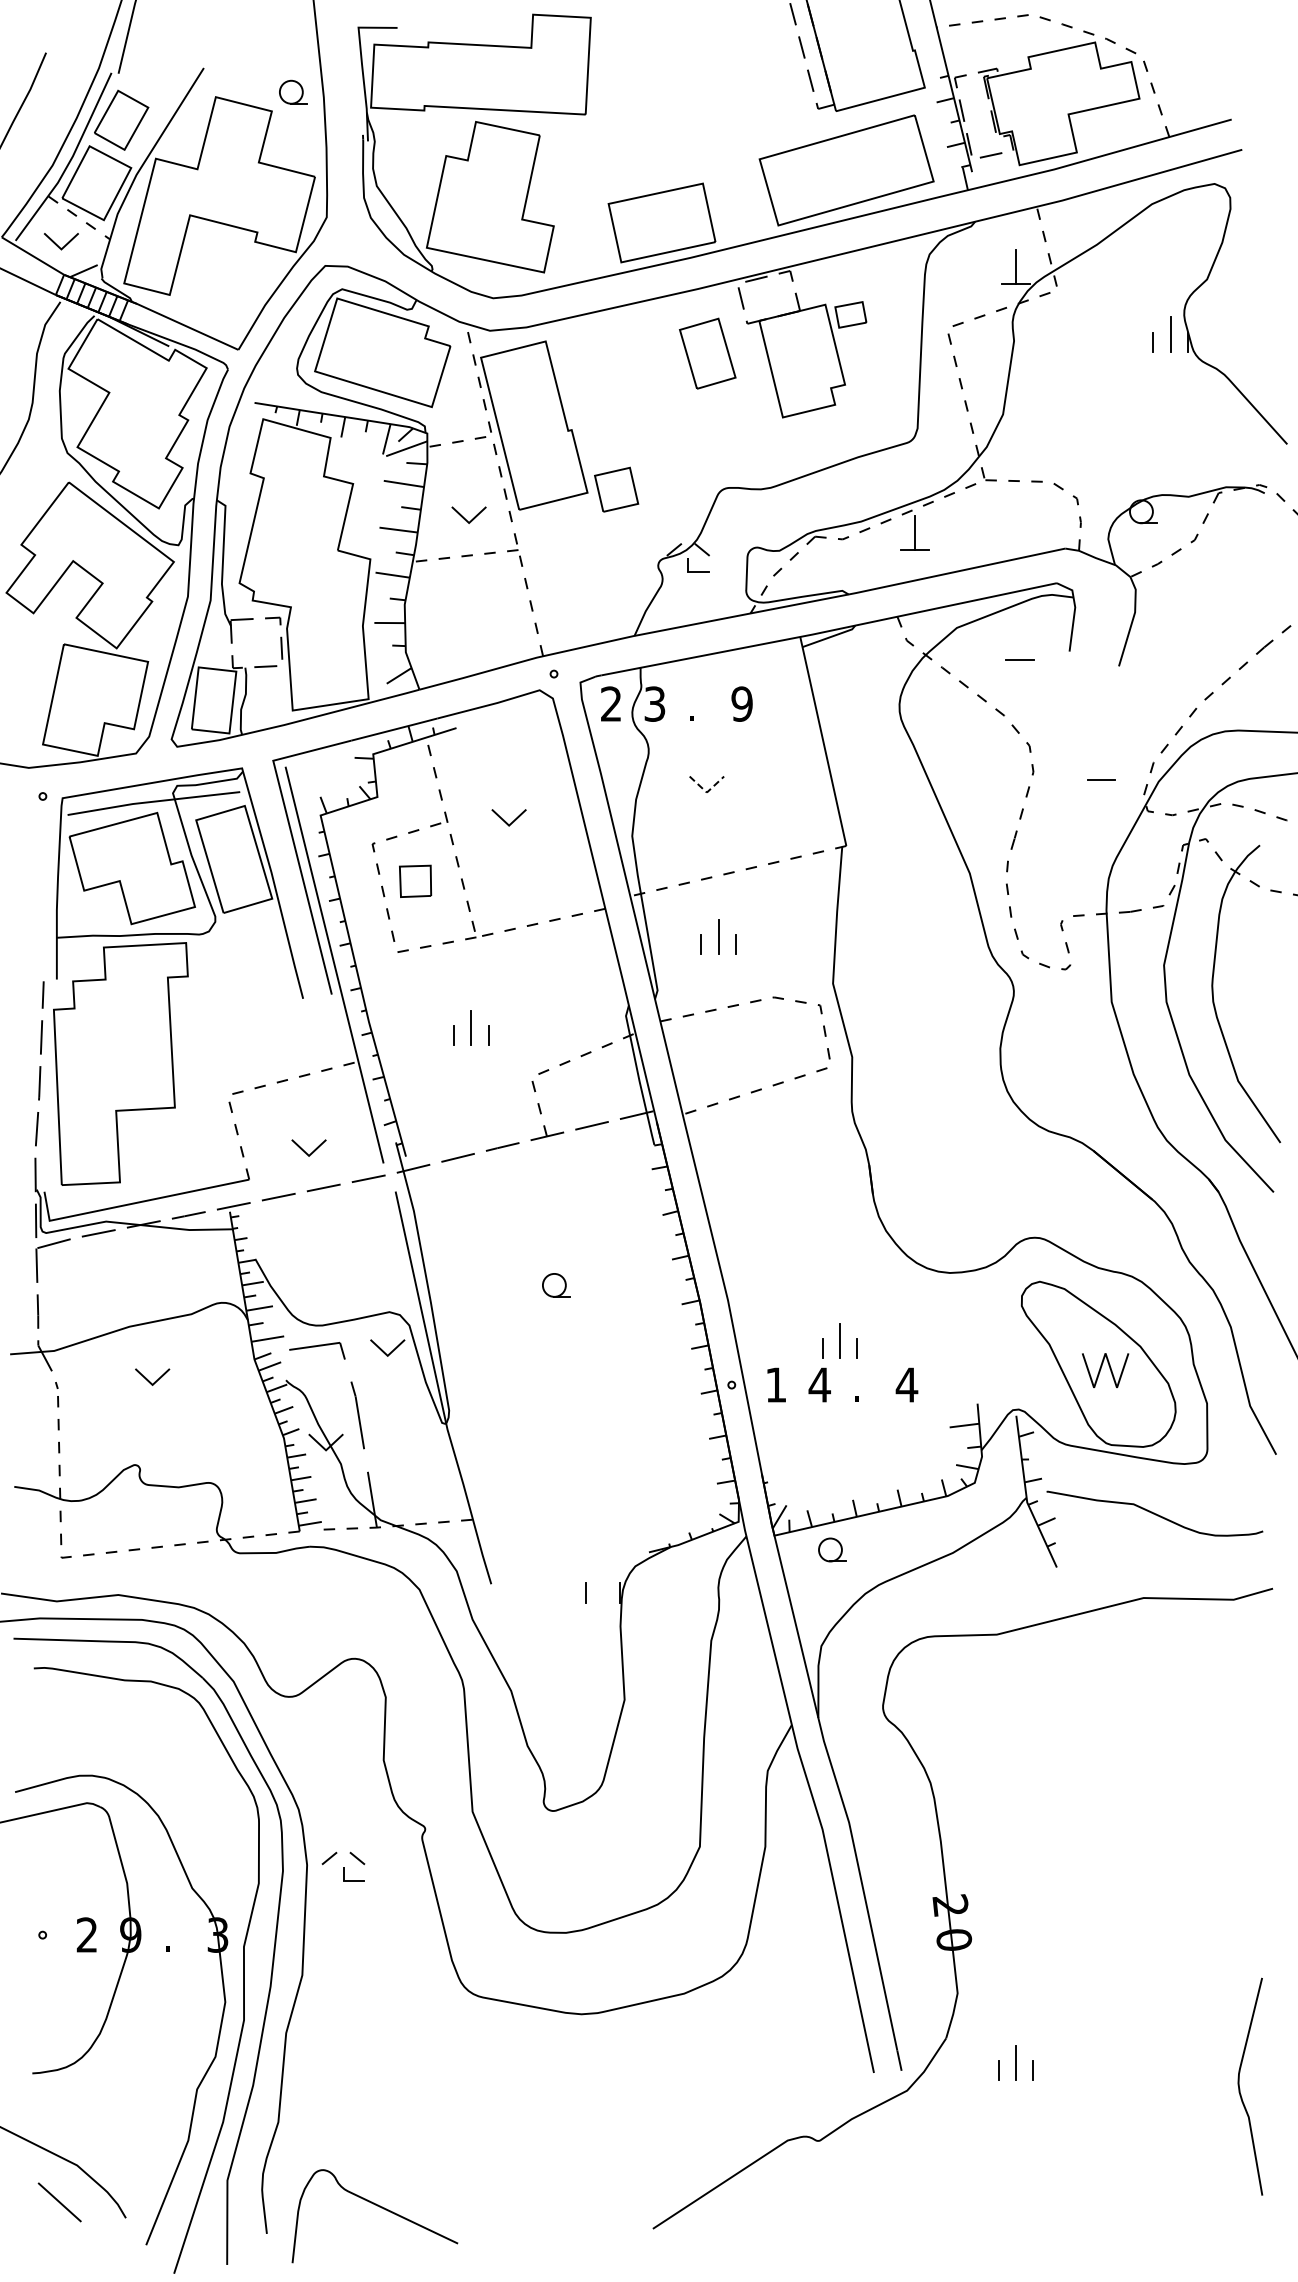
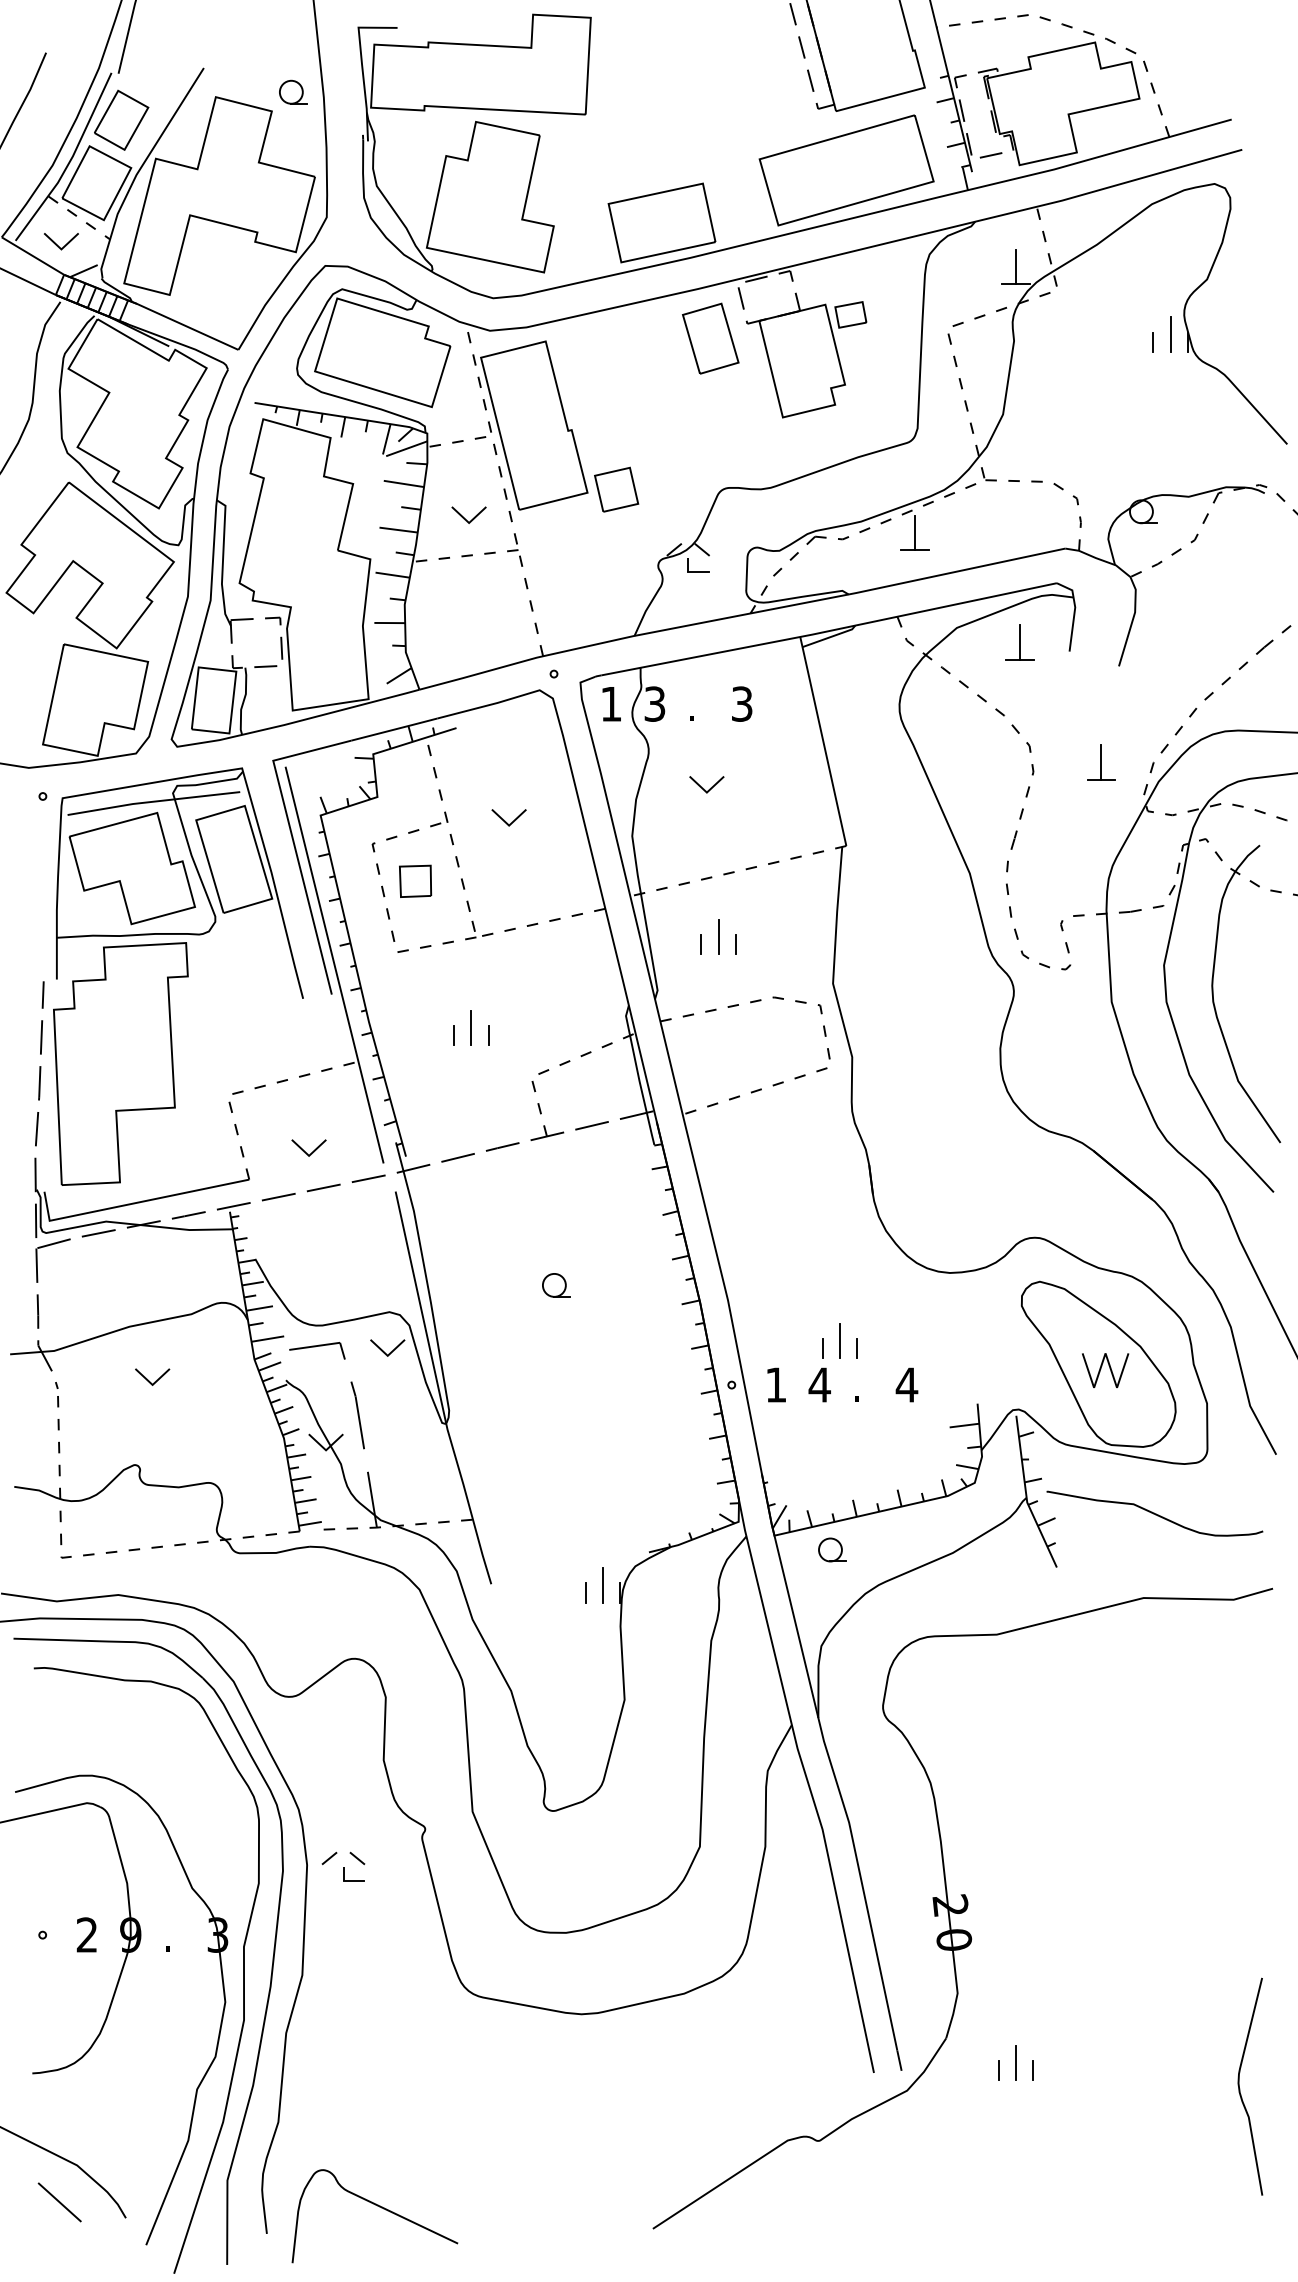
part position: (707, 353) -> (710, 338) (710, 338)
line: none -> present (1019, 642)
text: 2 -> 1 (610, 703)
text: 9 -> 3 (741, 703)
line: none -> present (1101, 762)
line: dashed -> solid (706, 792)
line: none -> present (602, 1585)
